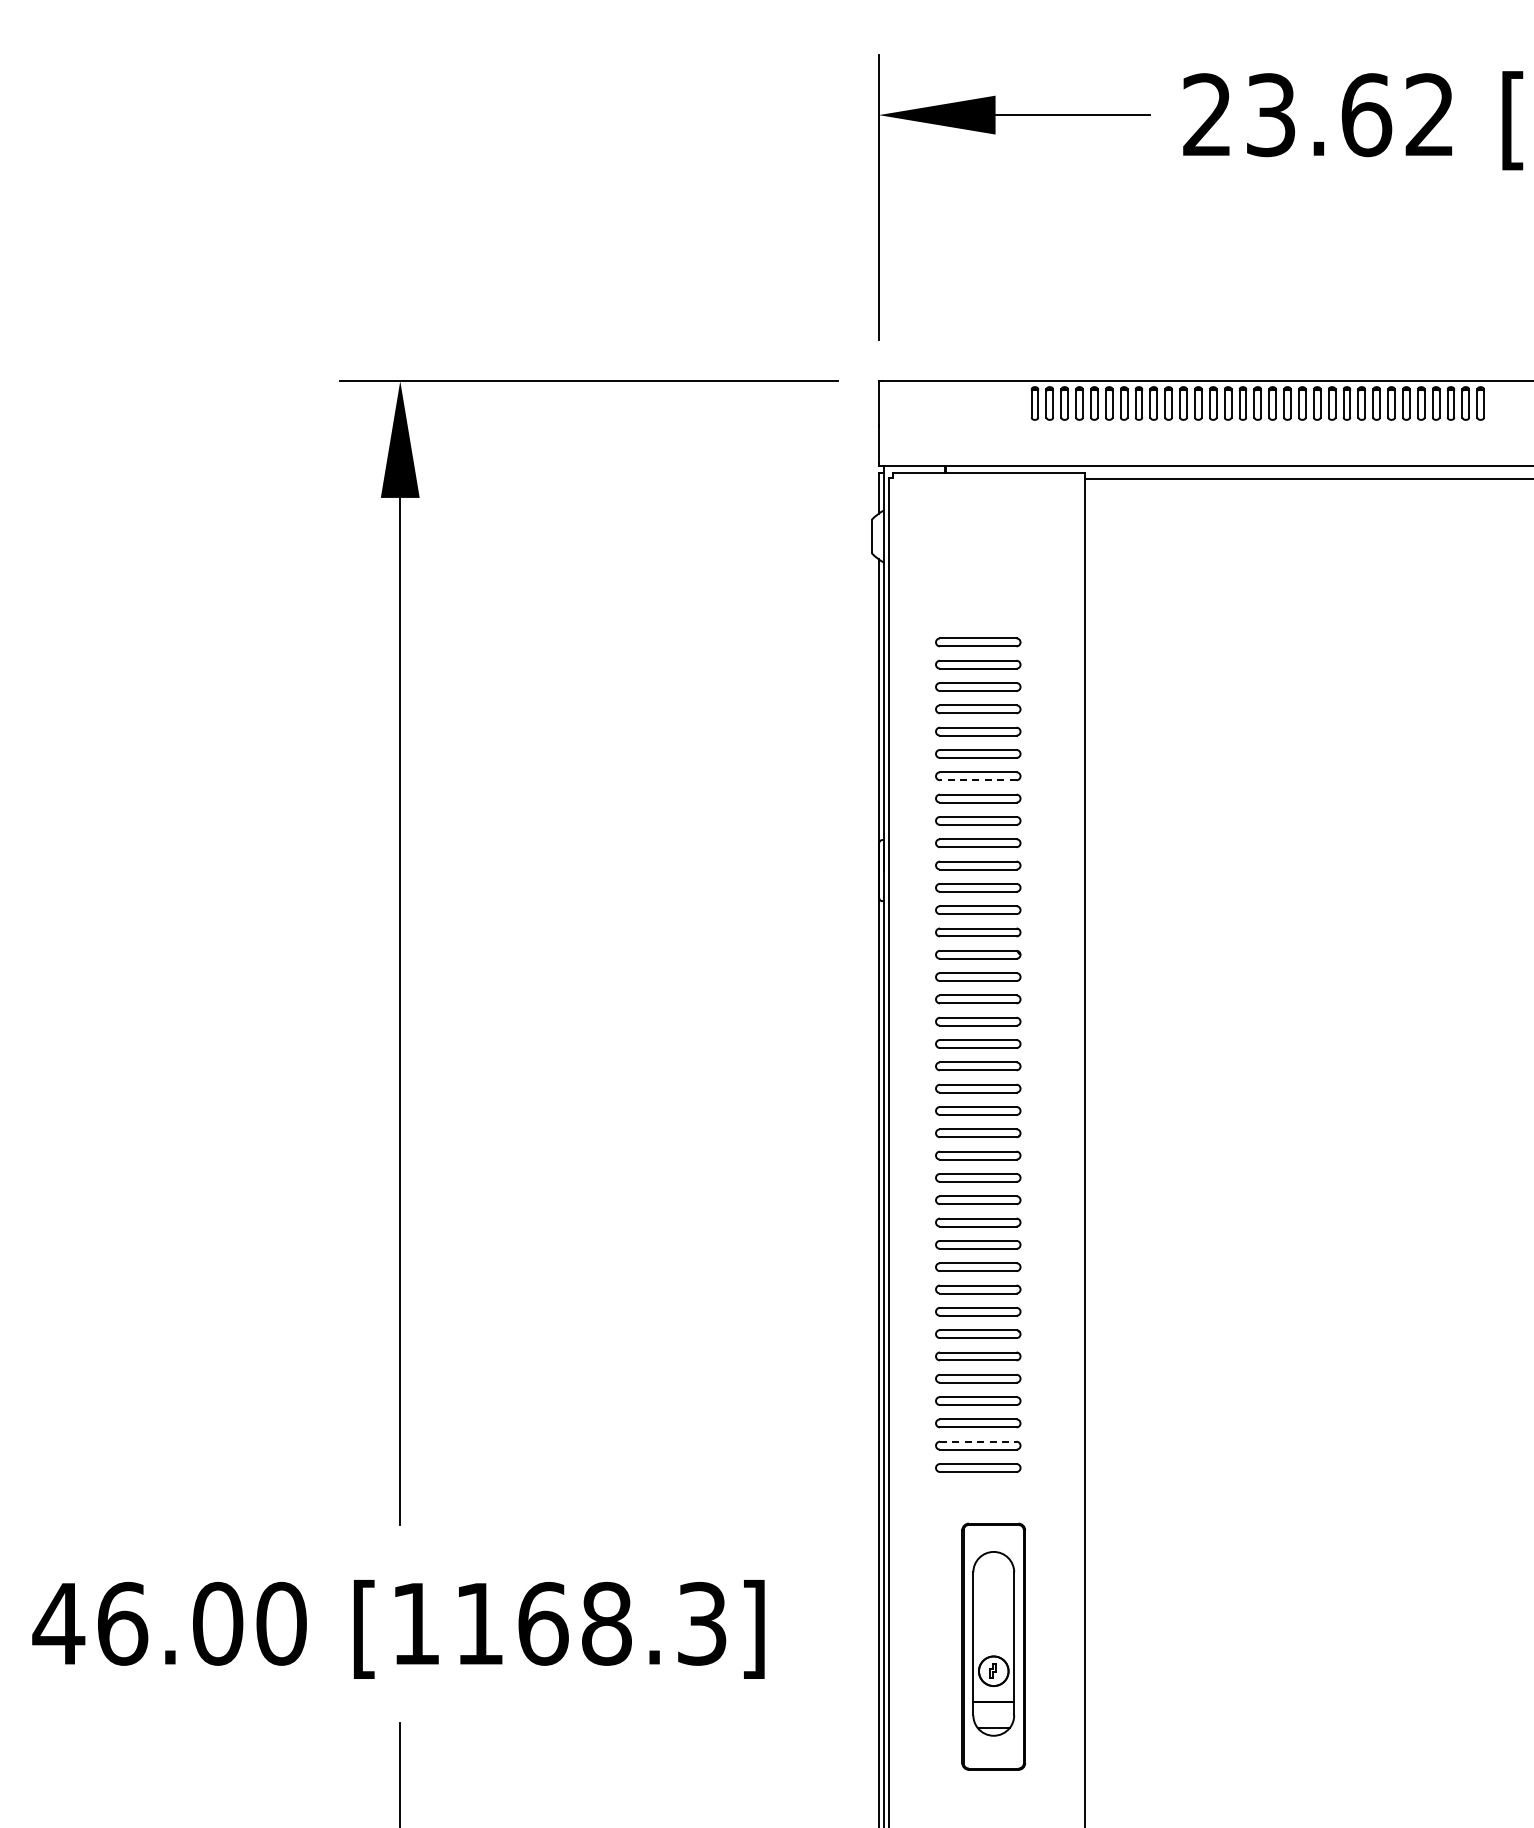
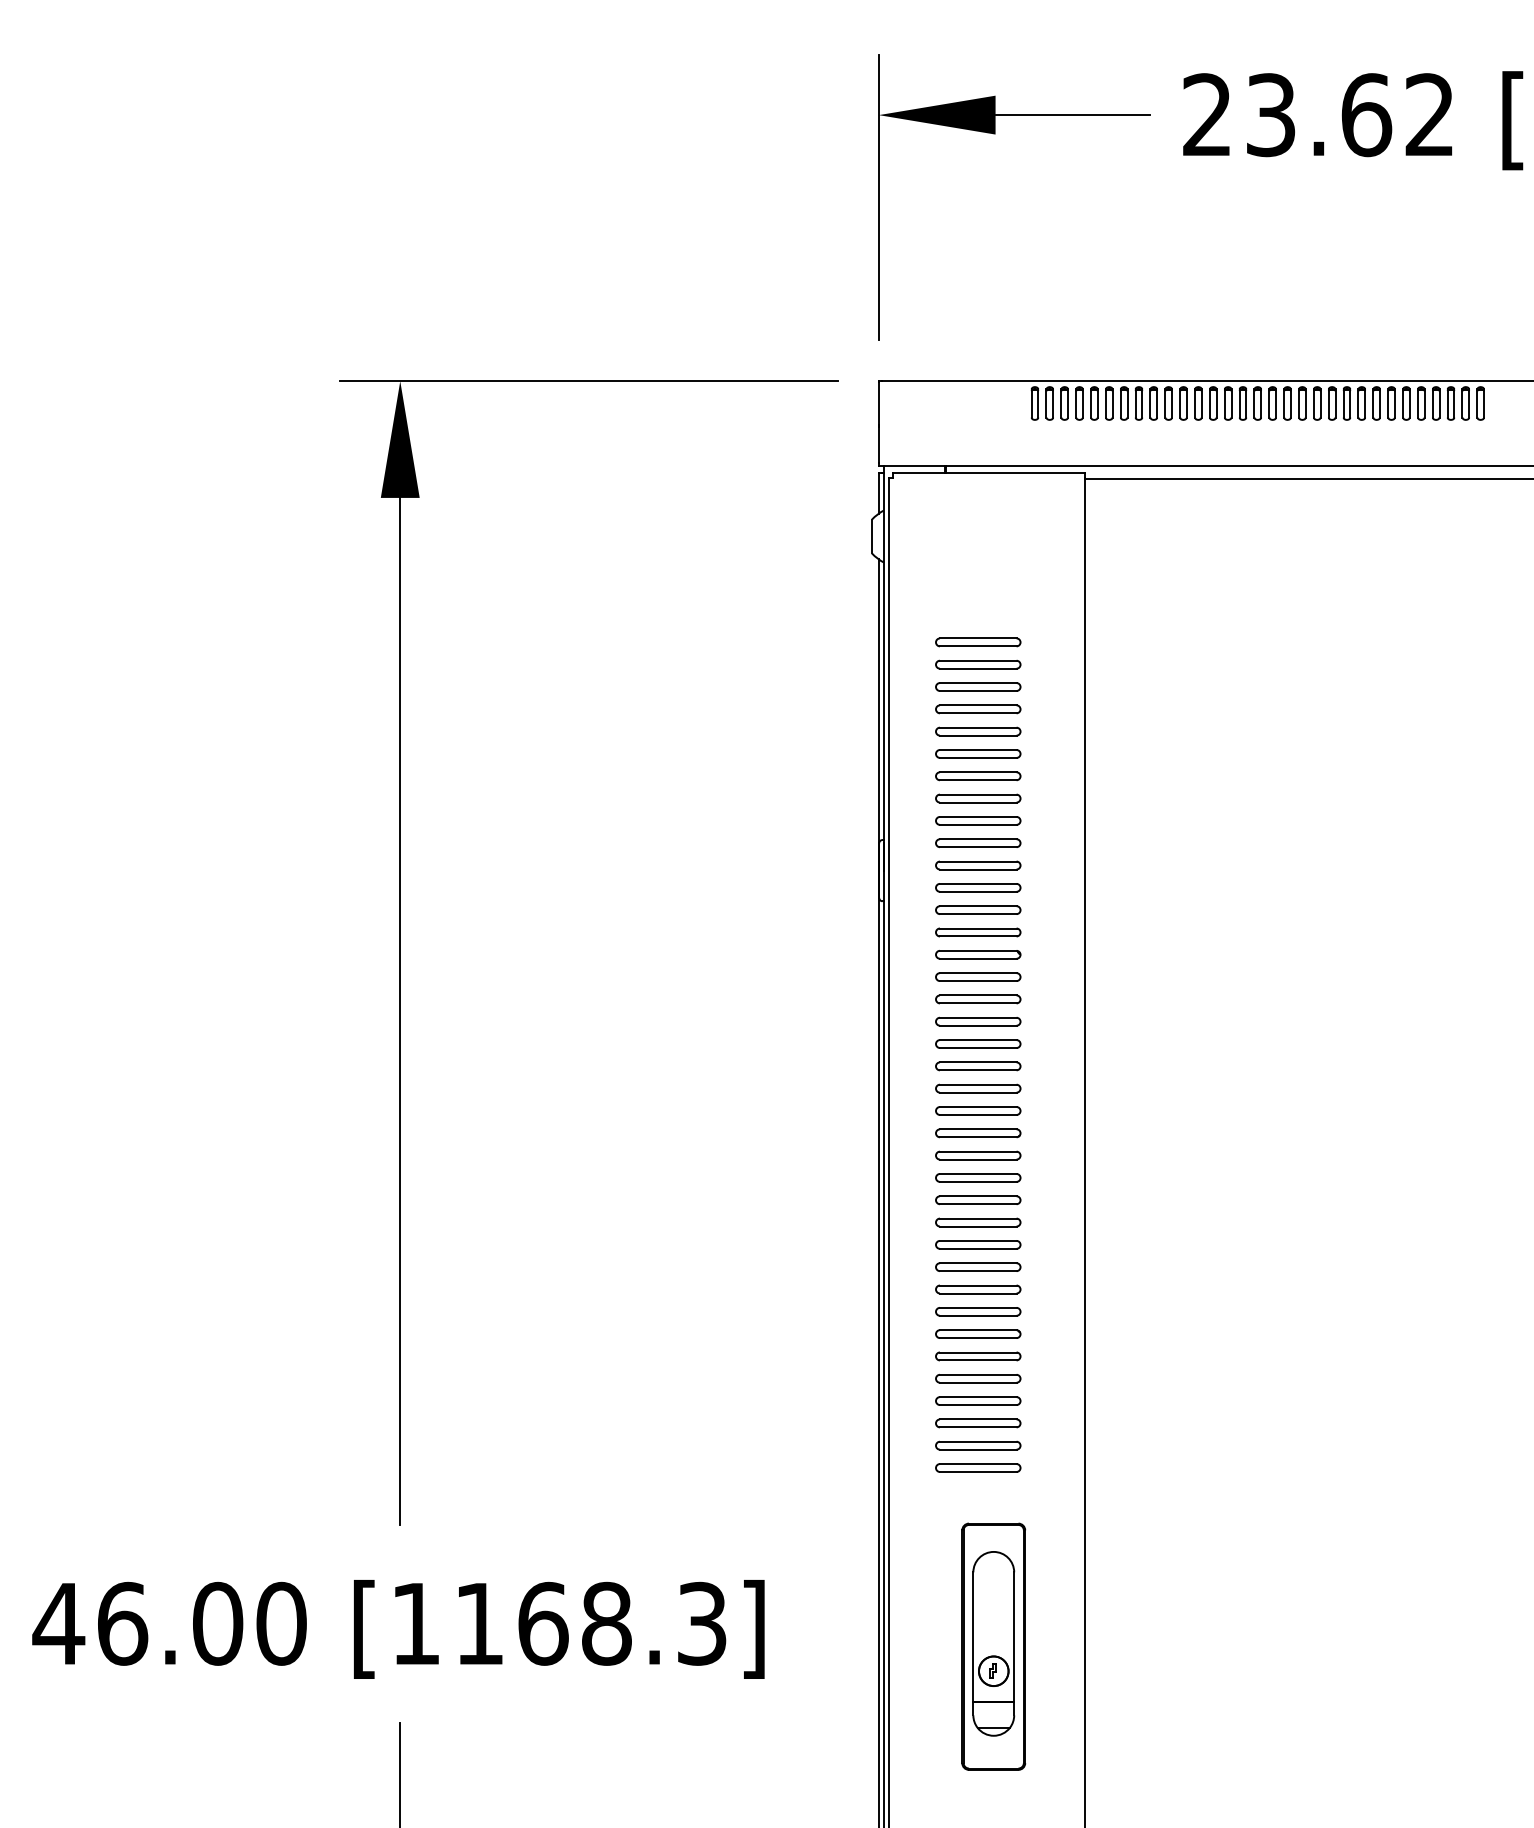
line: dashed -> solid (977, 780)
line: dashed -> solid (978, 1441)
